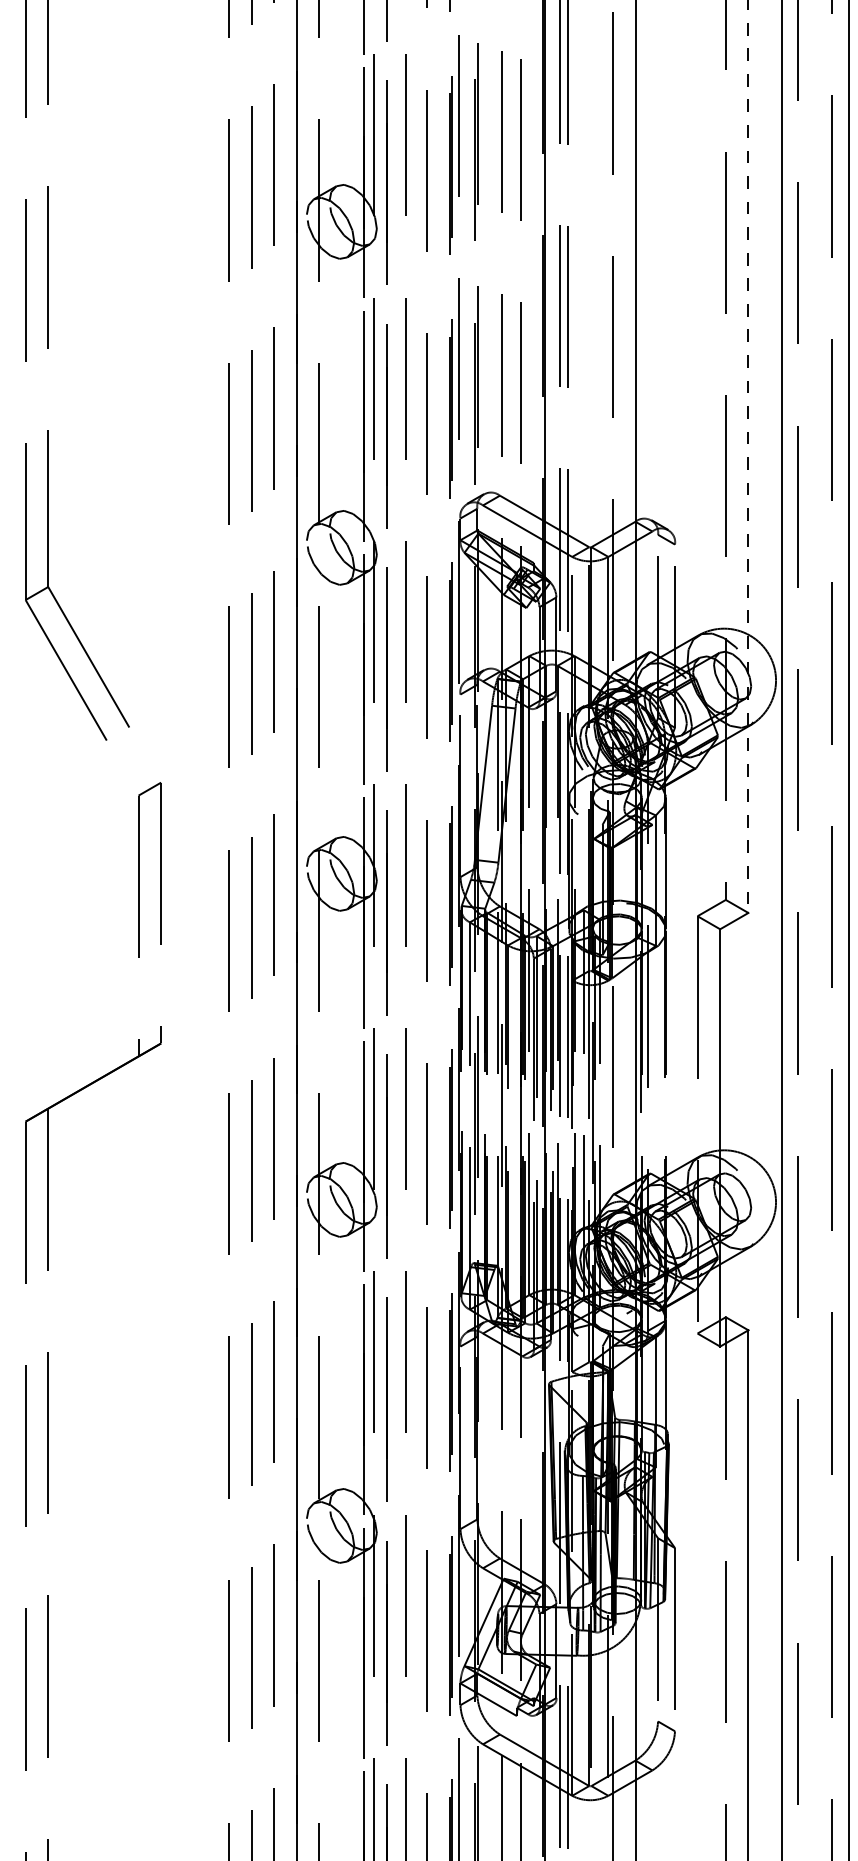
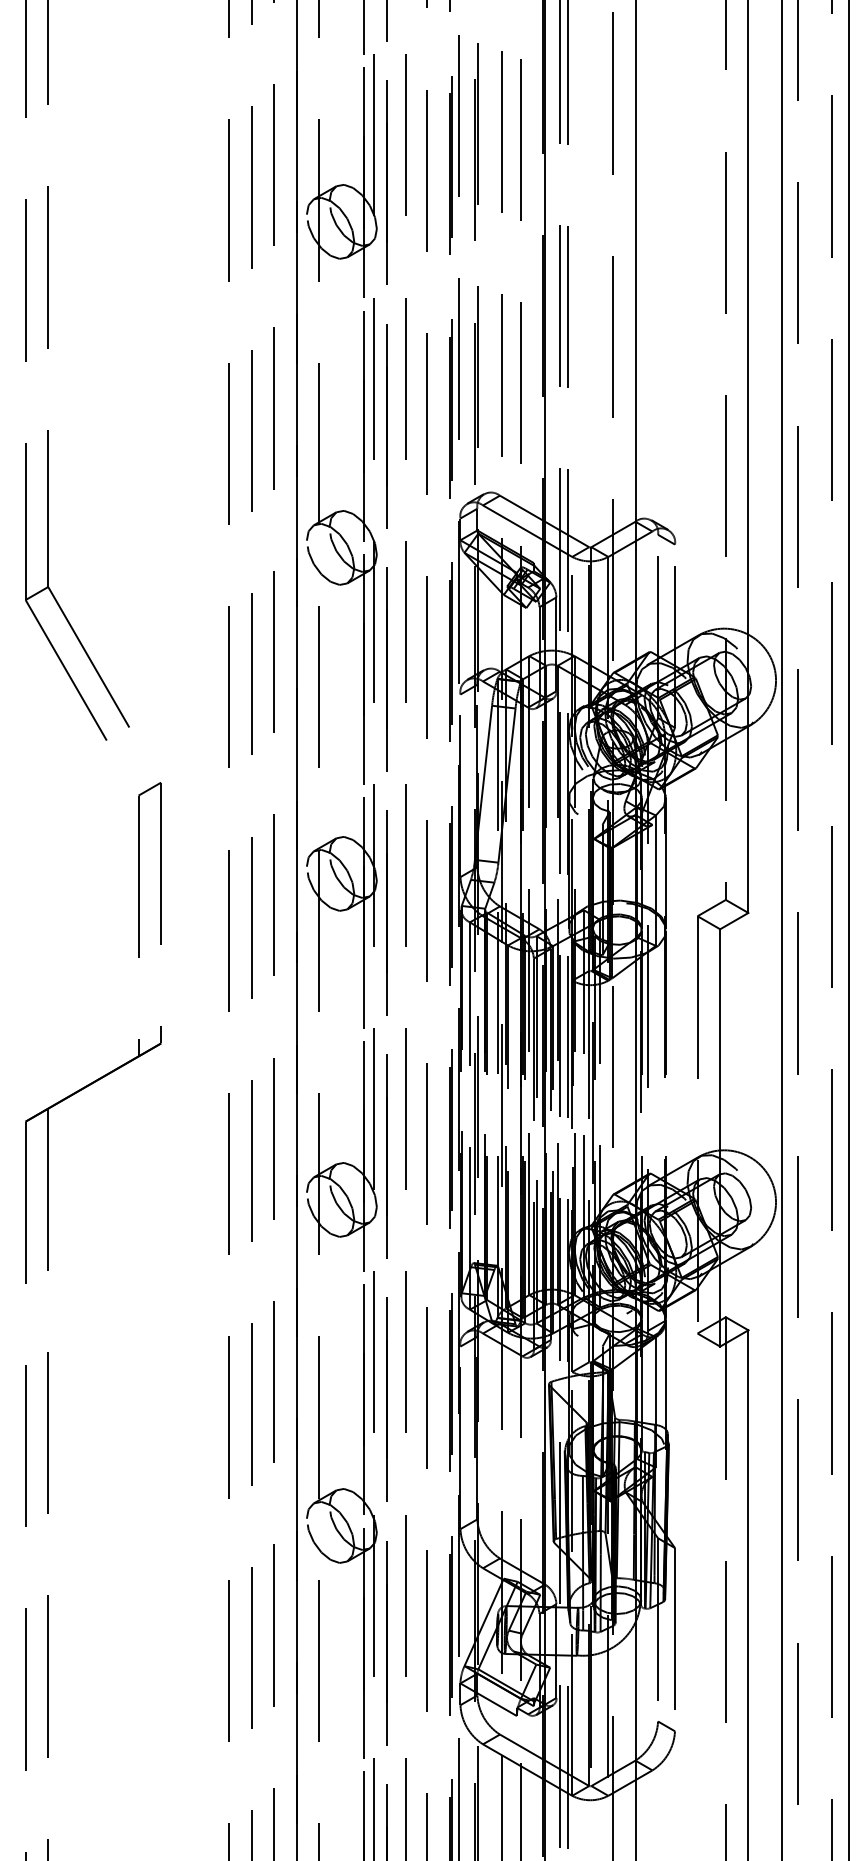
line: dashed -> solid (748, 457)
